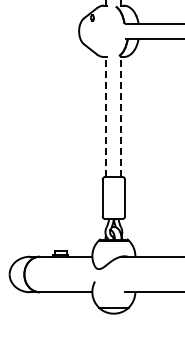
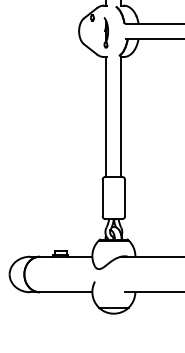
part: none -> present (105, 32)
line: dashed -> solid (121, 116)
line: dashed -> solid (106, 117)
